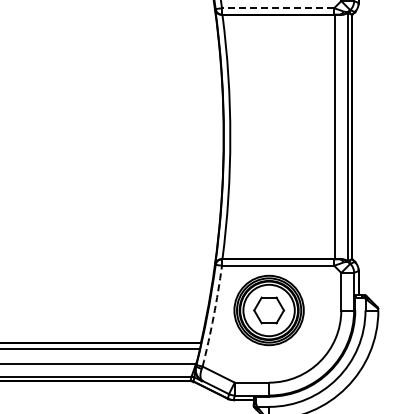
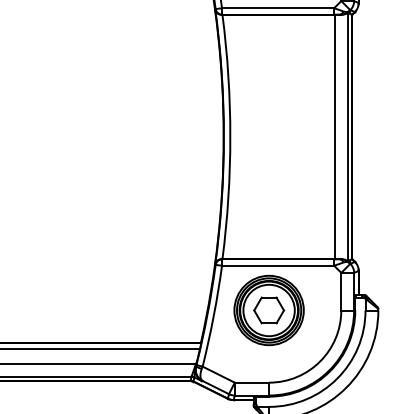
line: dashed -> solid (277, 8)
arc: dashed -> solid (213, 316)
